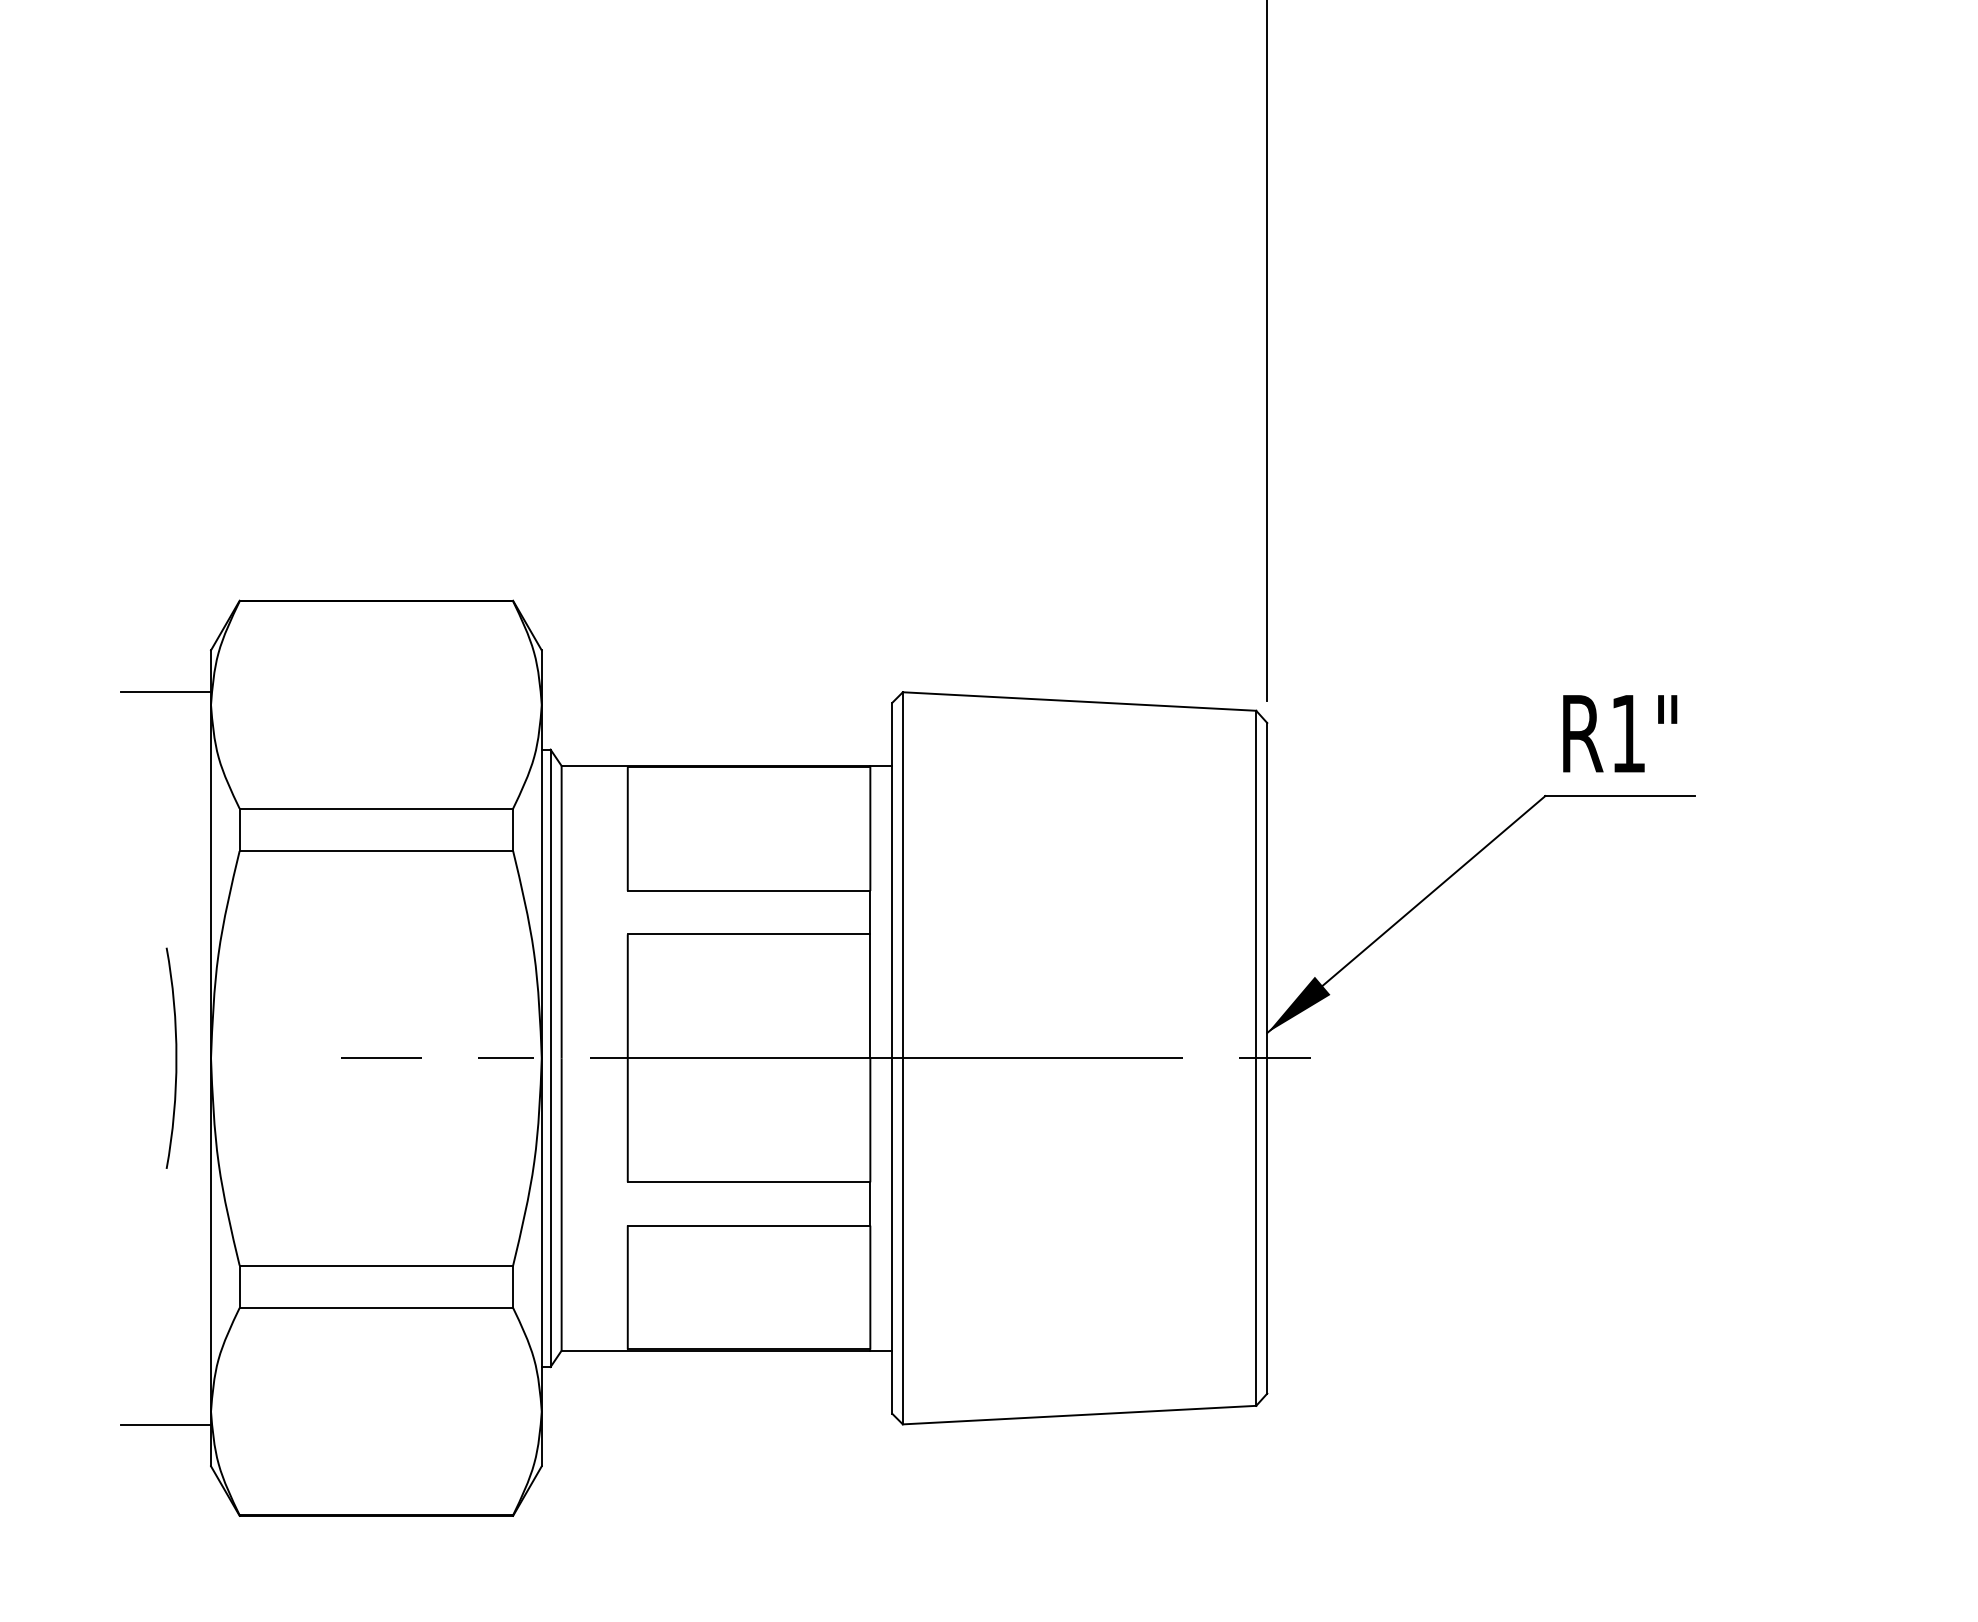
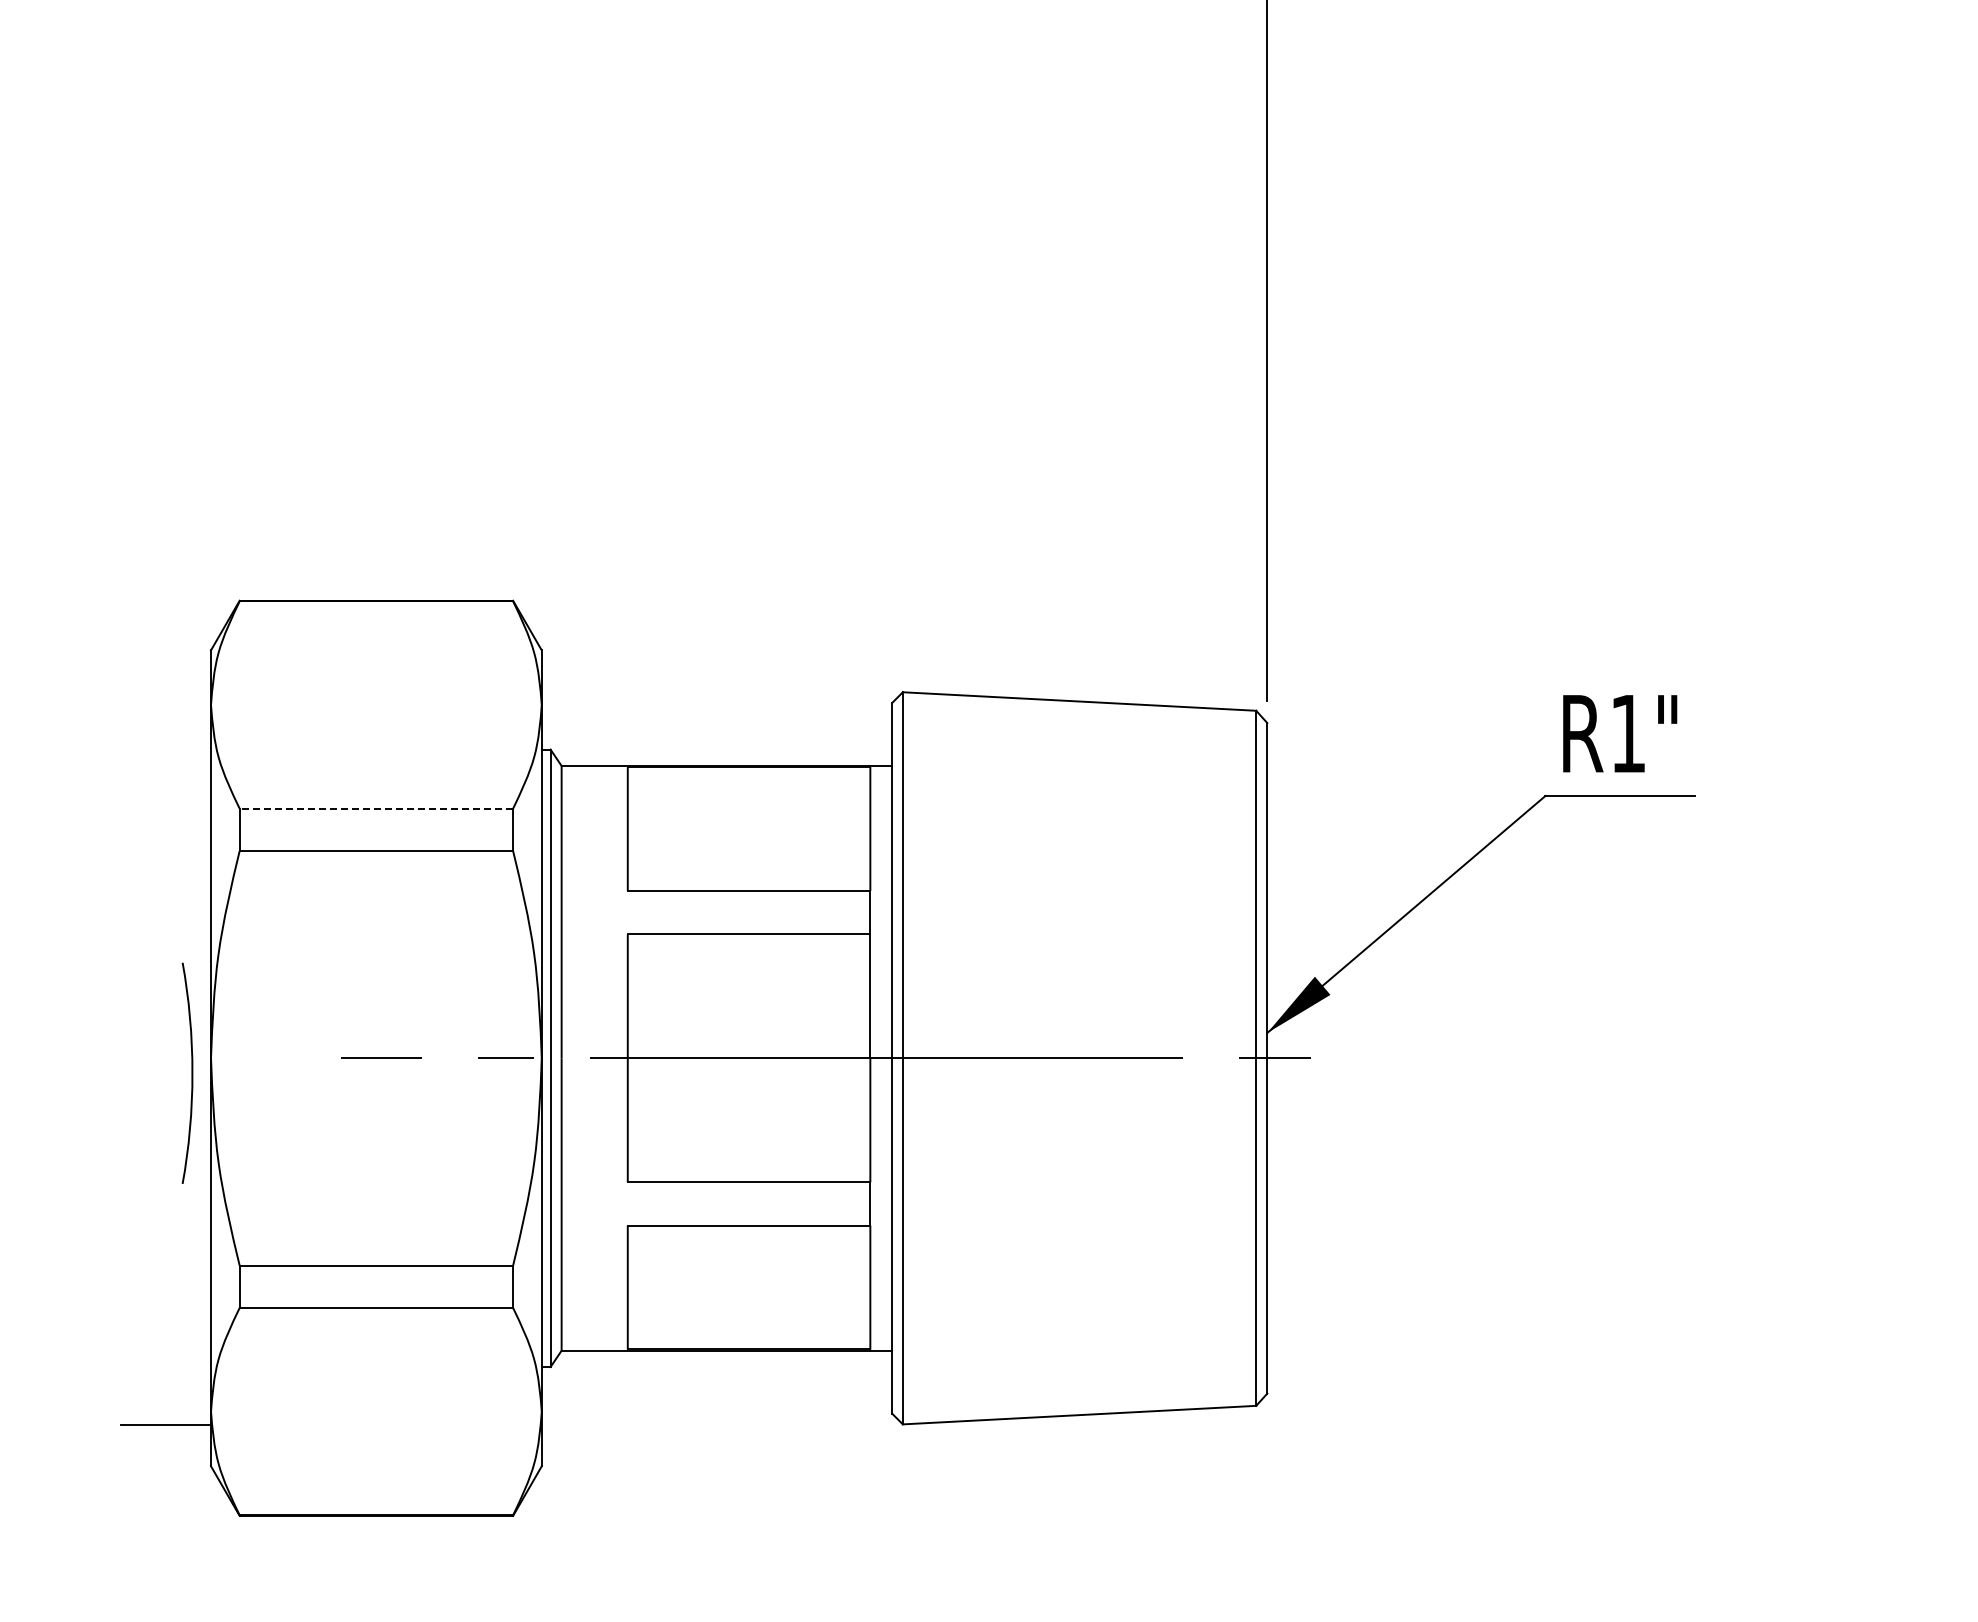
line: present -> none (165, 691)
line: solid -> dashed (376, 808)
curve position: (175, 1057) -> (191, 1072) (191, 1072)
